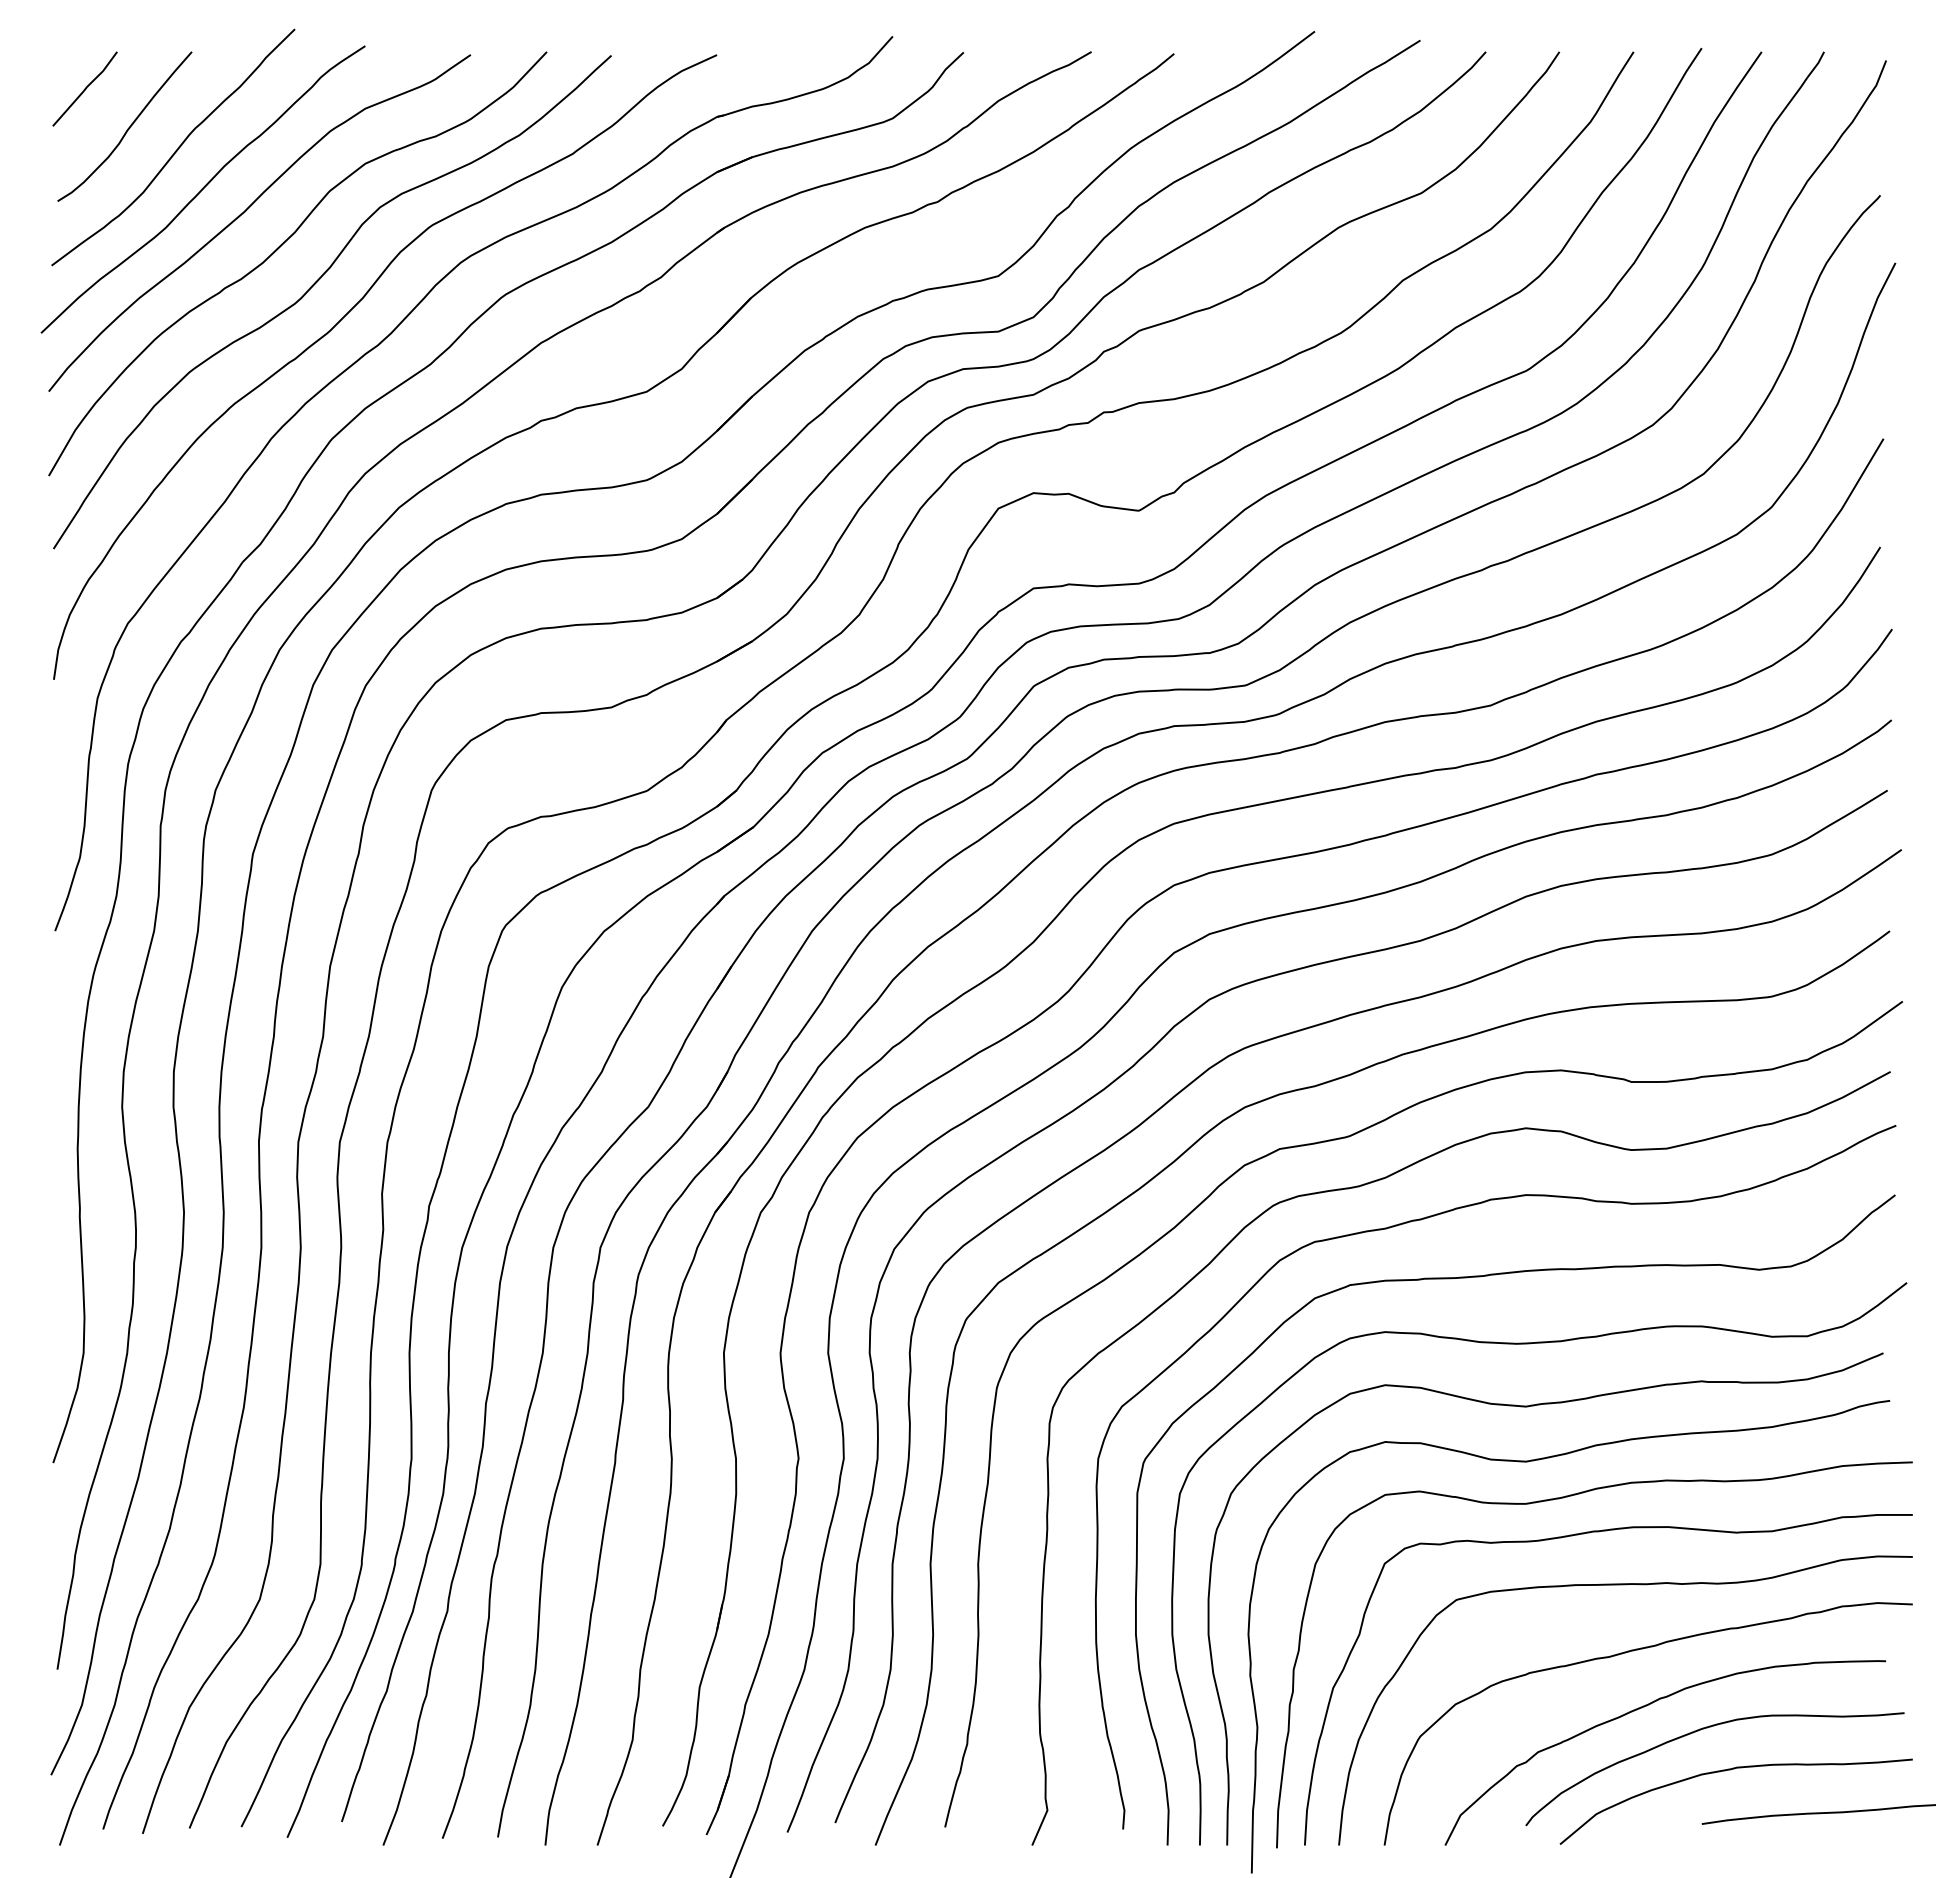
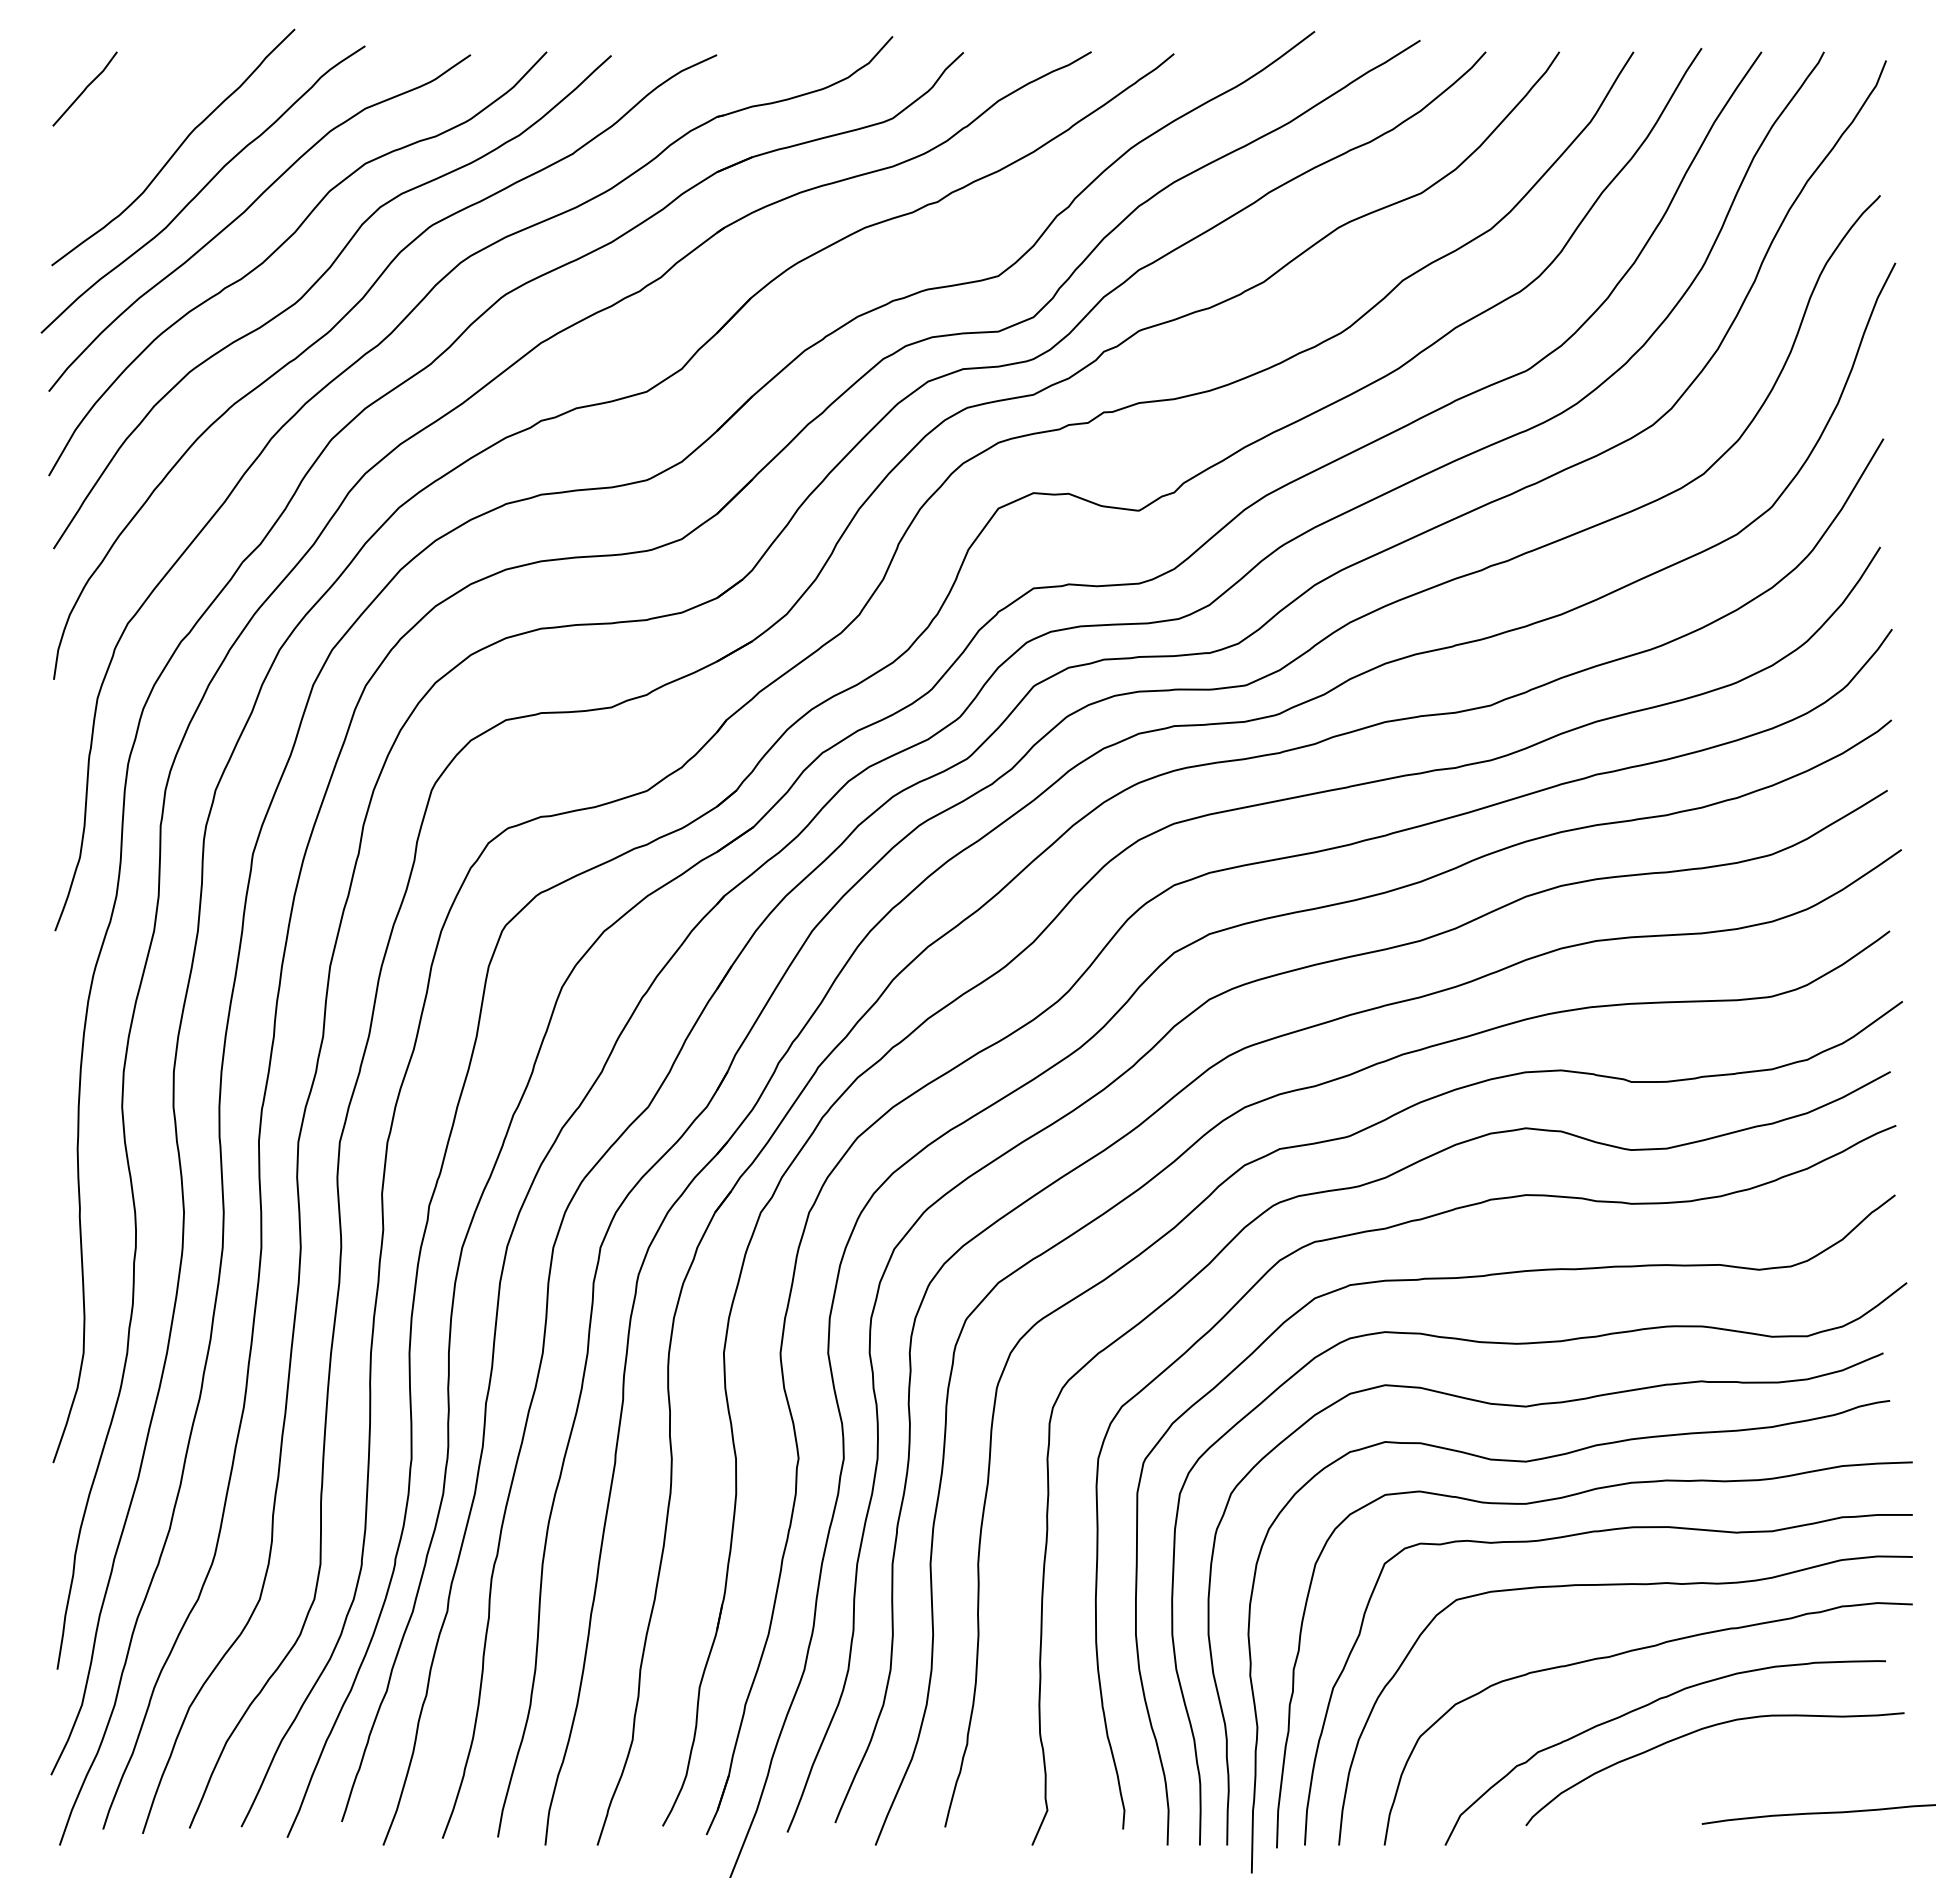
curve: present -> none (127, 128)
curve: present -> none (1730, 1770)
